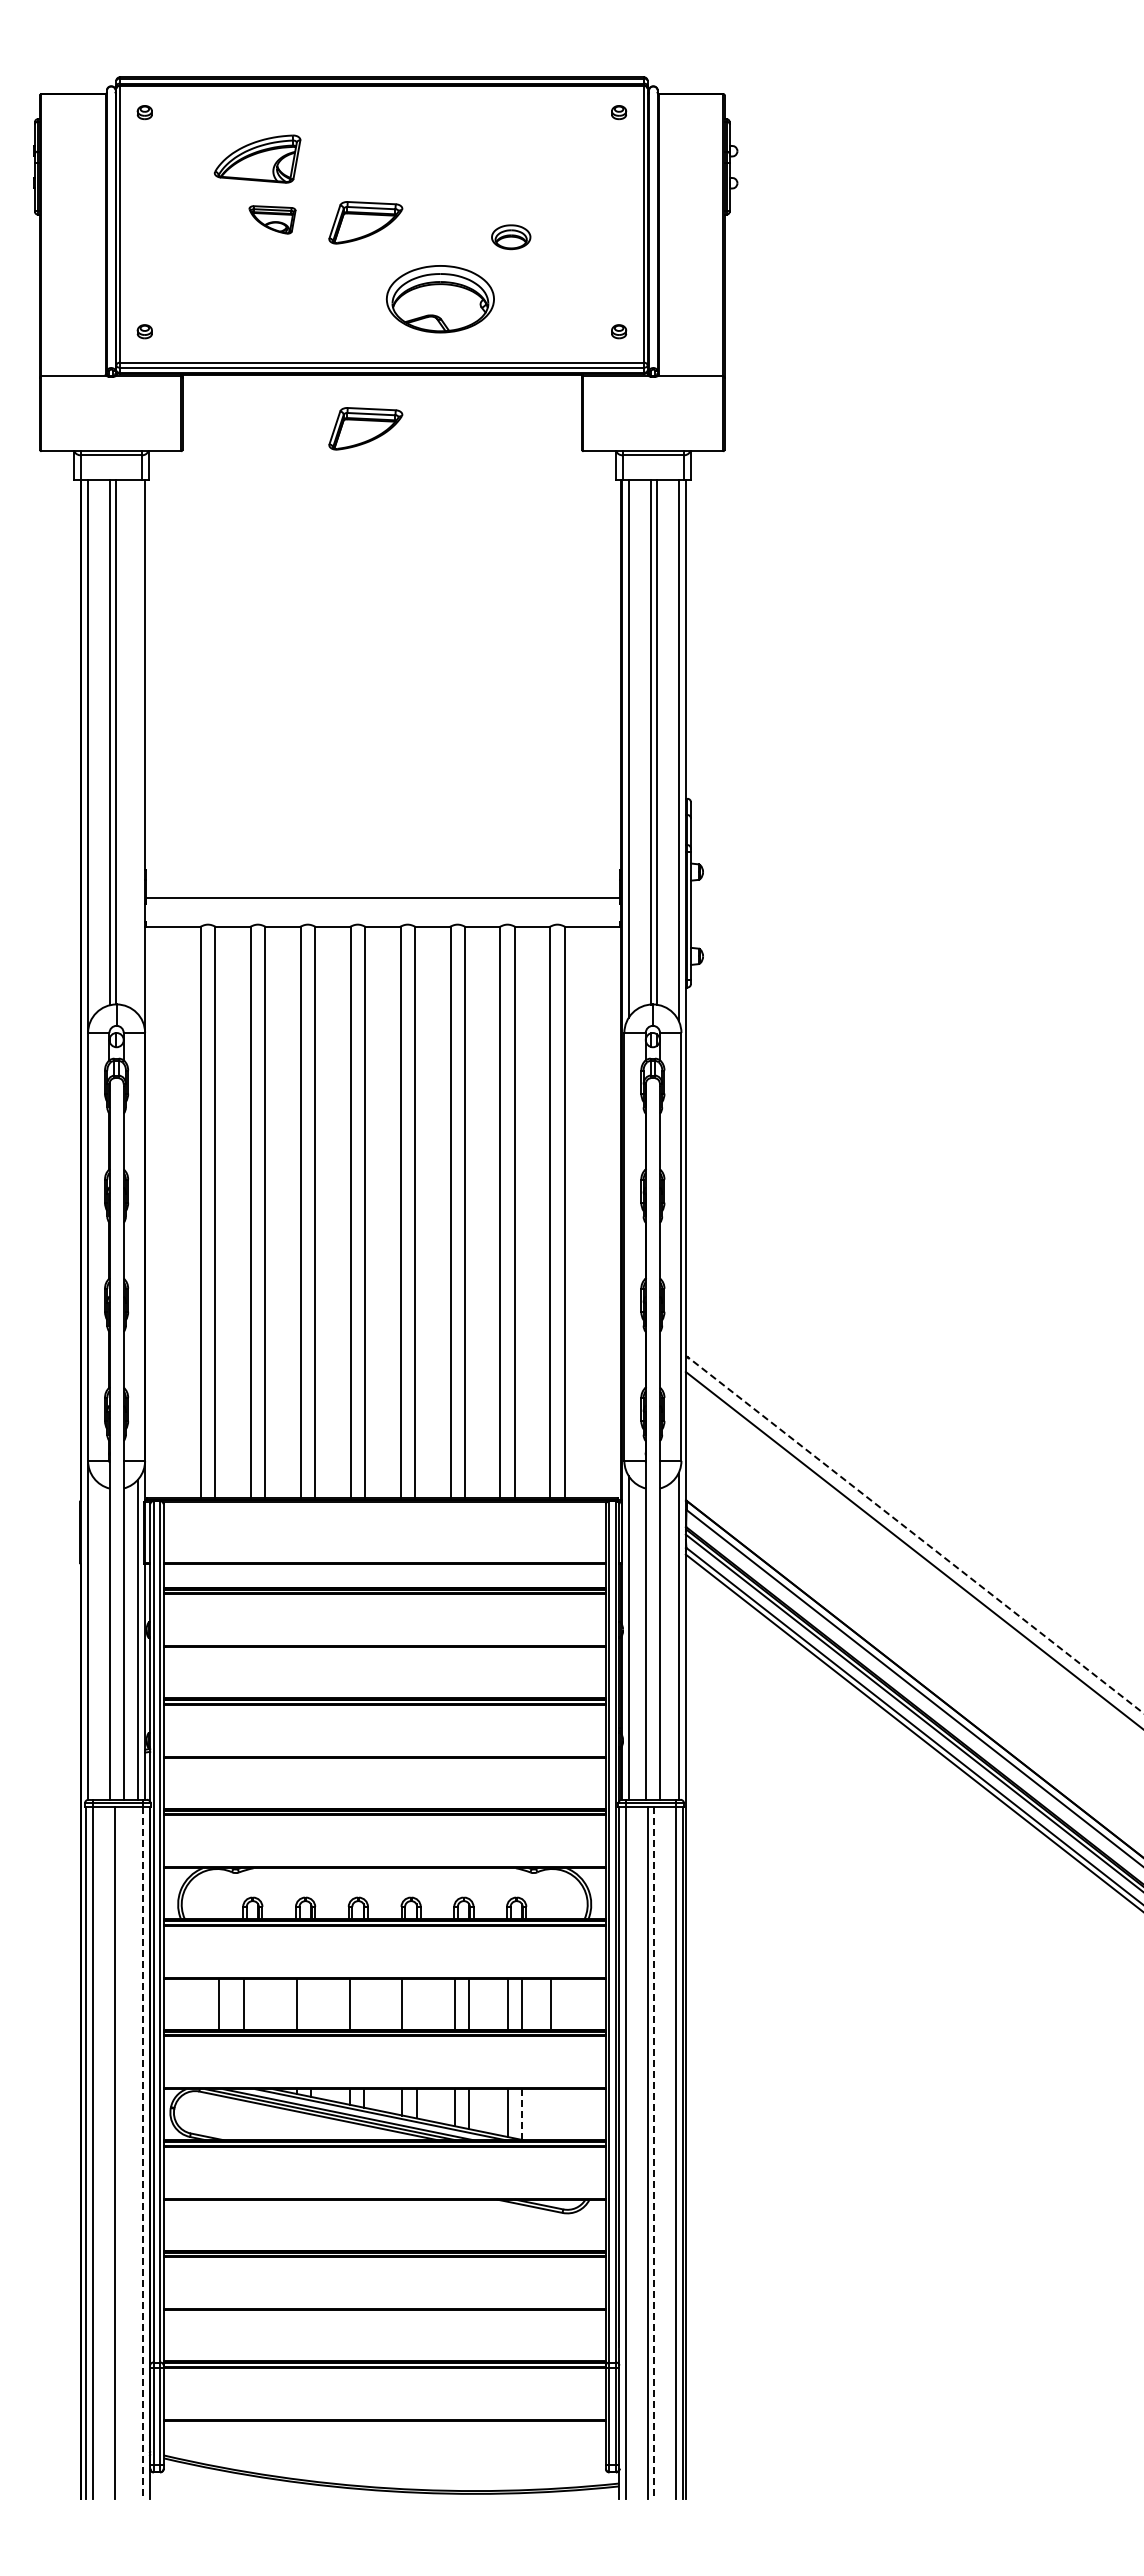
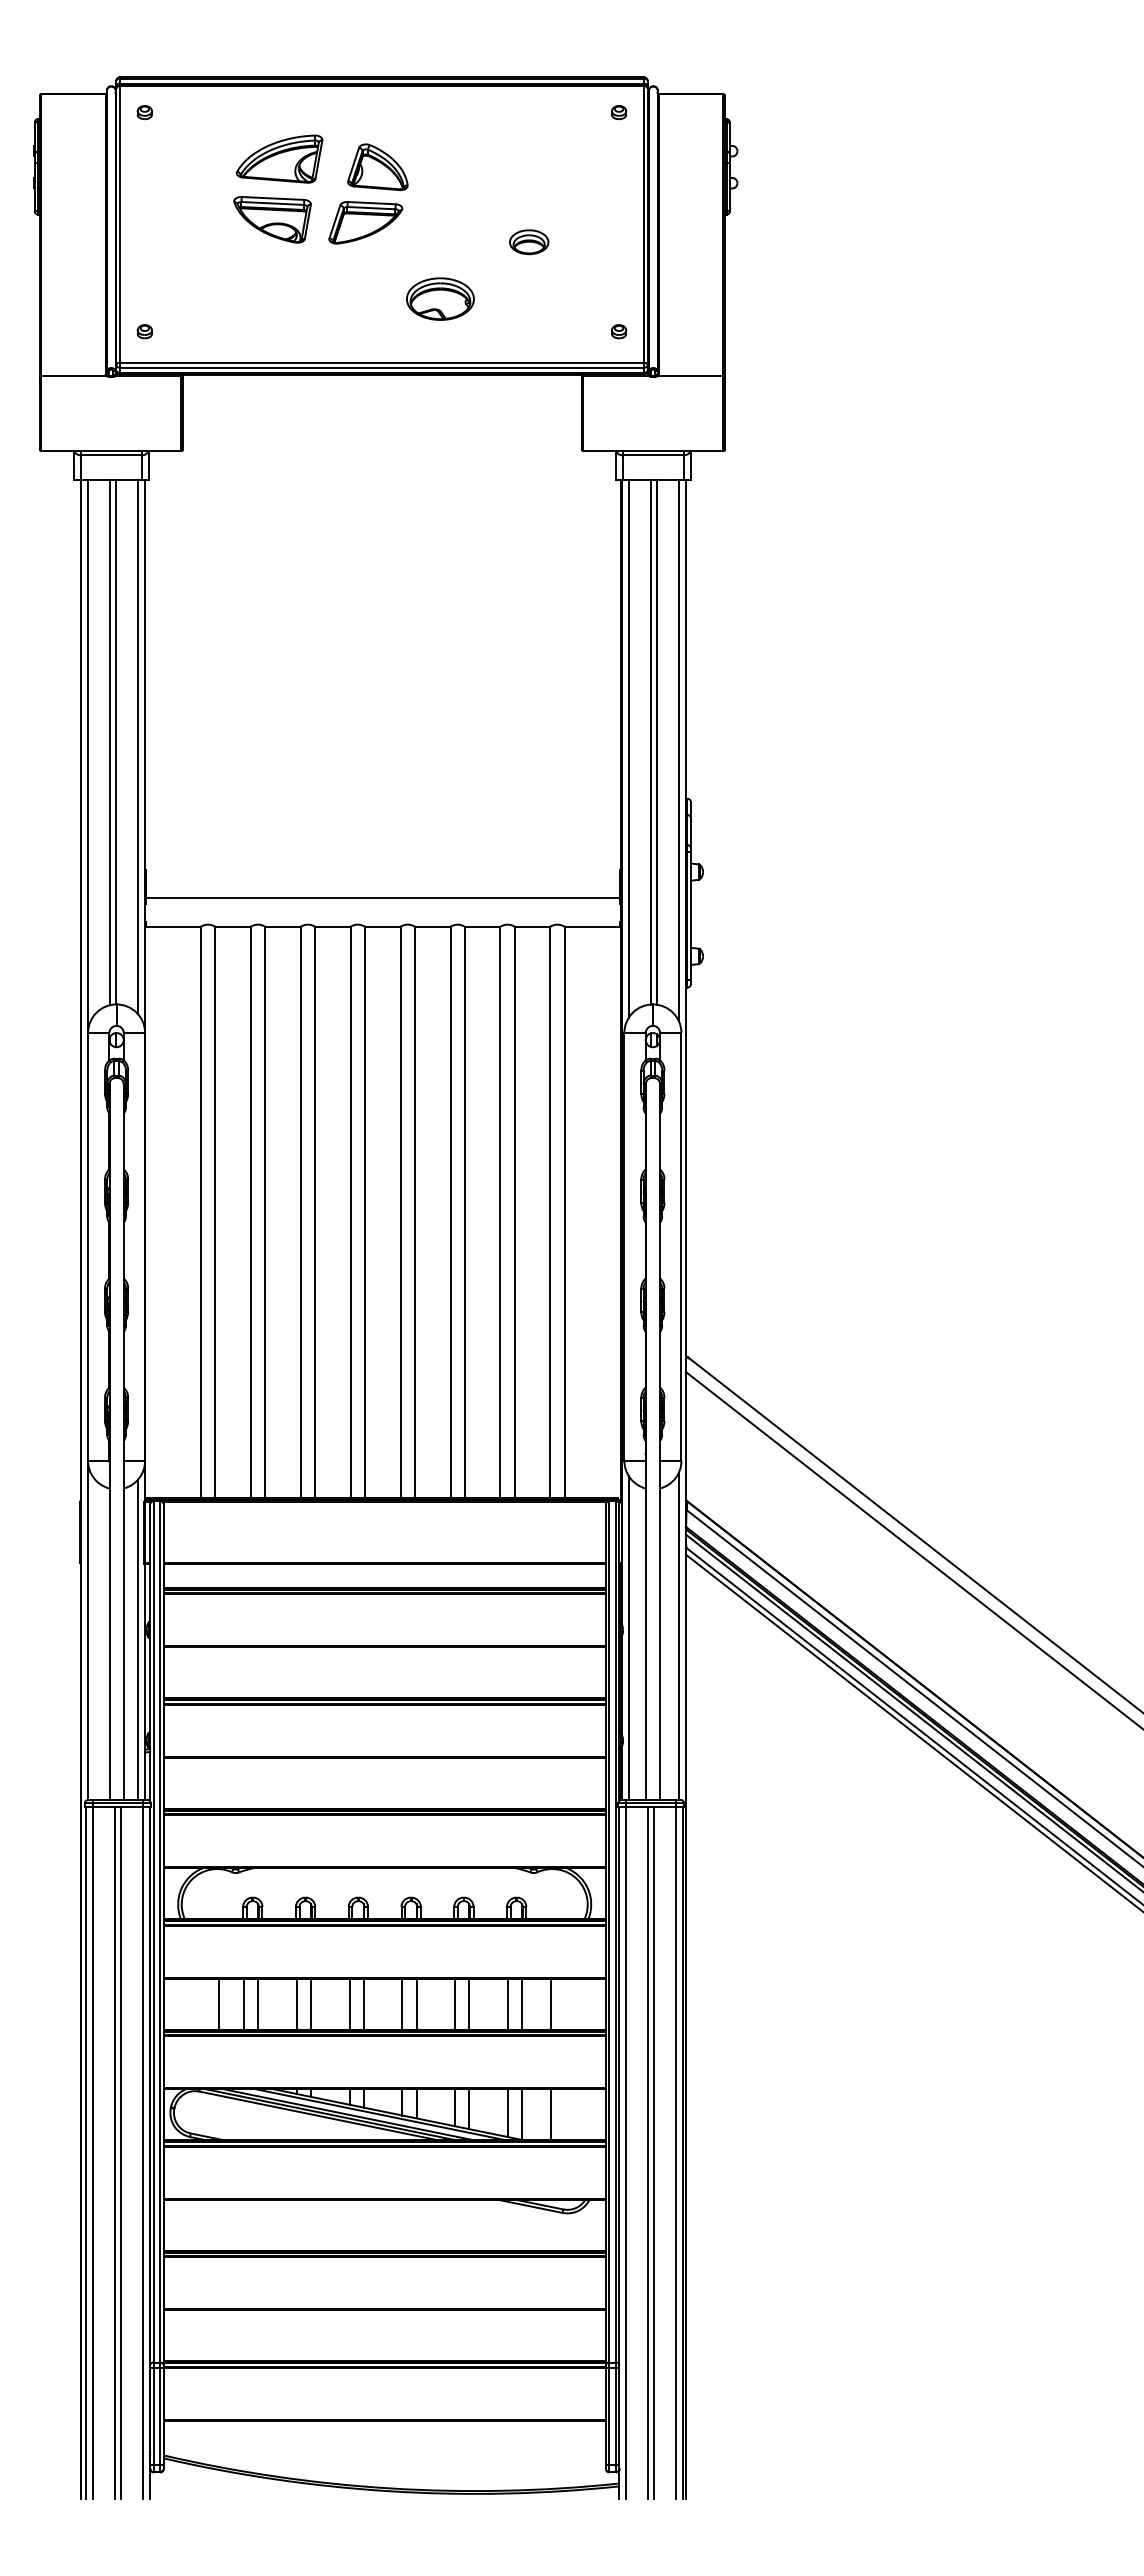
part position: (257, 158) -> (279, 158) (279, 158)
part: none -> present (377, 166)
part size: 49x30 px -> 79x48 px (272, 219)
part position: (511, 237) -> (529, 242) (529, 242)
part size: 110x69 px -> 69x44 px (440, 298)
part: present -> none (365, 428)
line: none -> present (138, 746)
line: dashed -> solid (915, 1535)
line: none -> present (258, 2003)
line: none -> present (311, 2003)
line: none -> present (363, 2003)
line: none -> present (416, 2003)
line: dashed -> solid (522, 2114)
line: none -> present (550, 2114)
line: none -> present (120, 2152)
line: dashed -> solid (142, 2152)
line: dashed -> solid (654, 2152)
